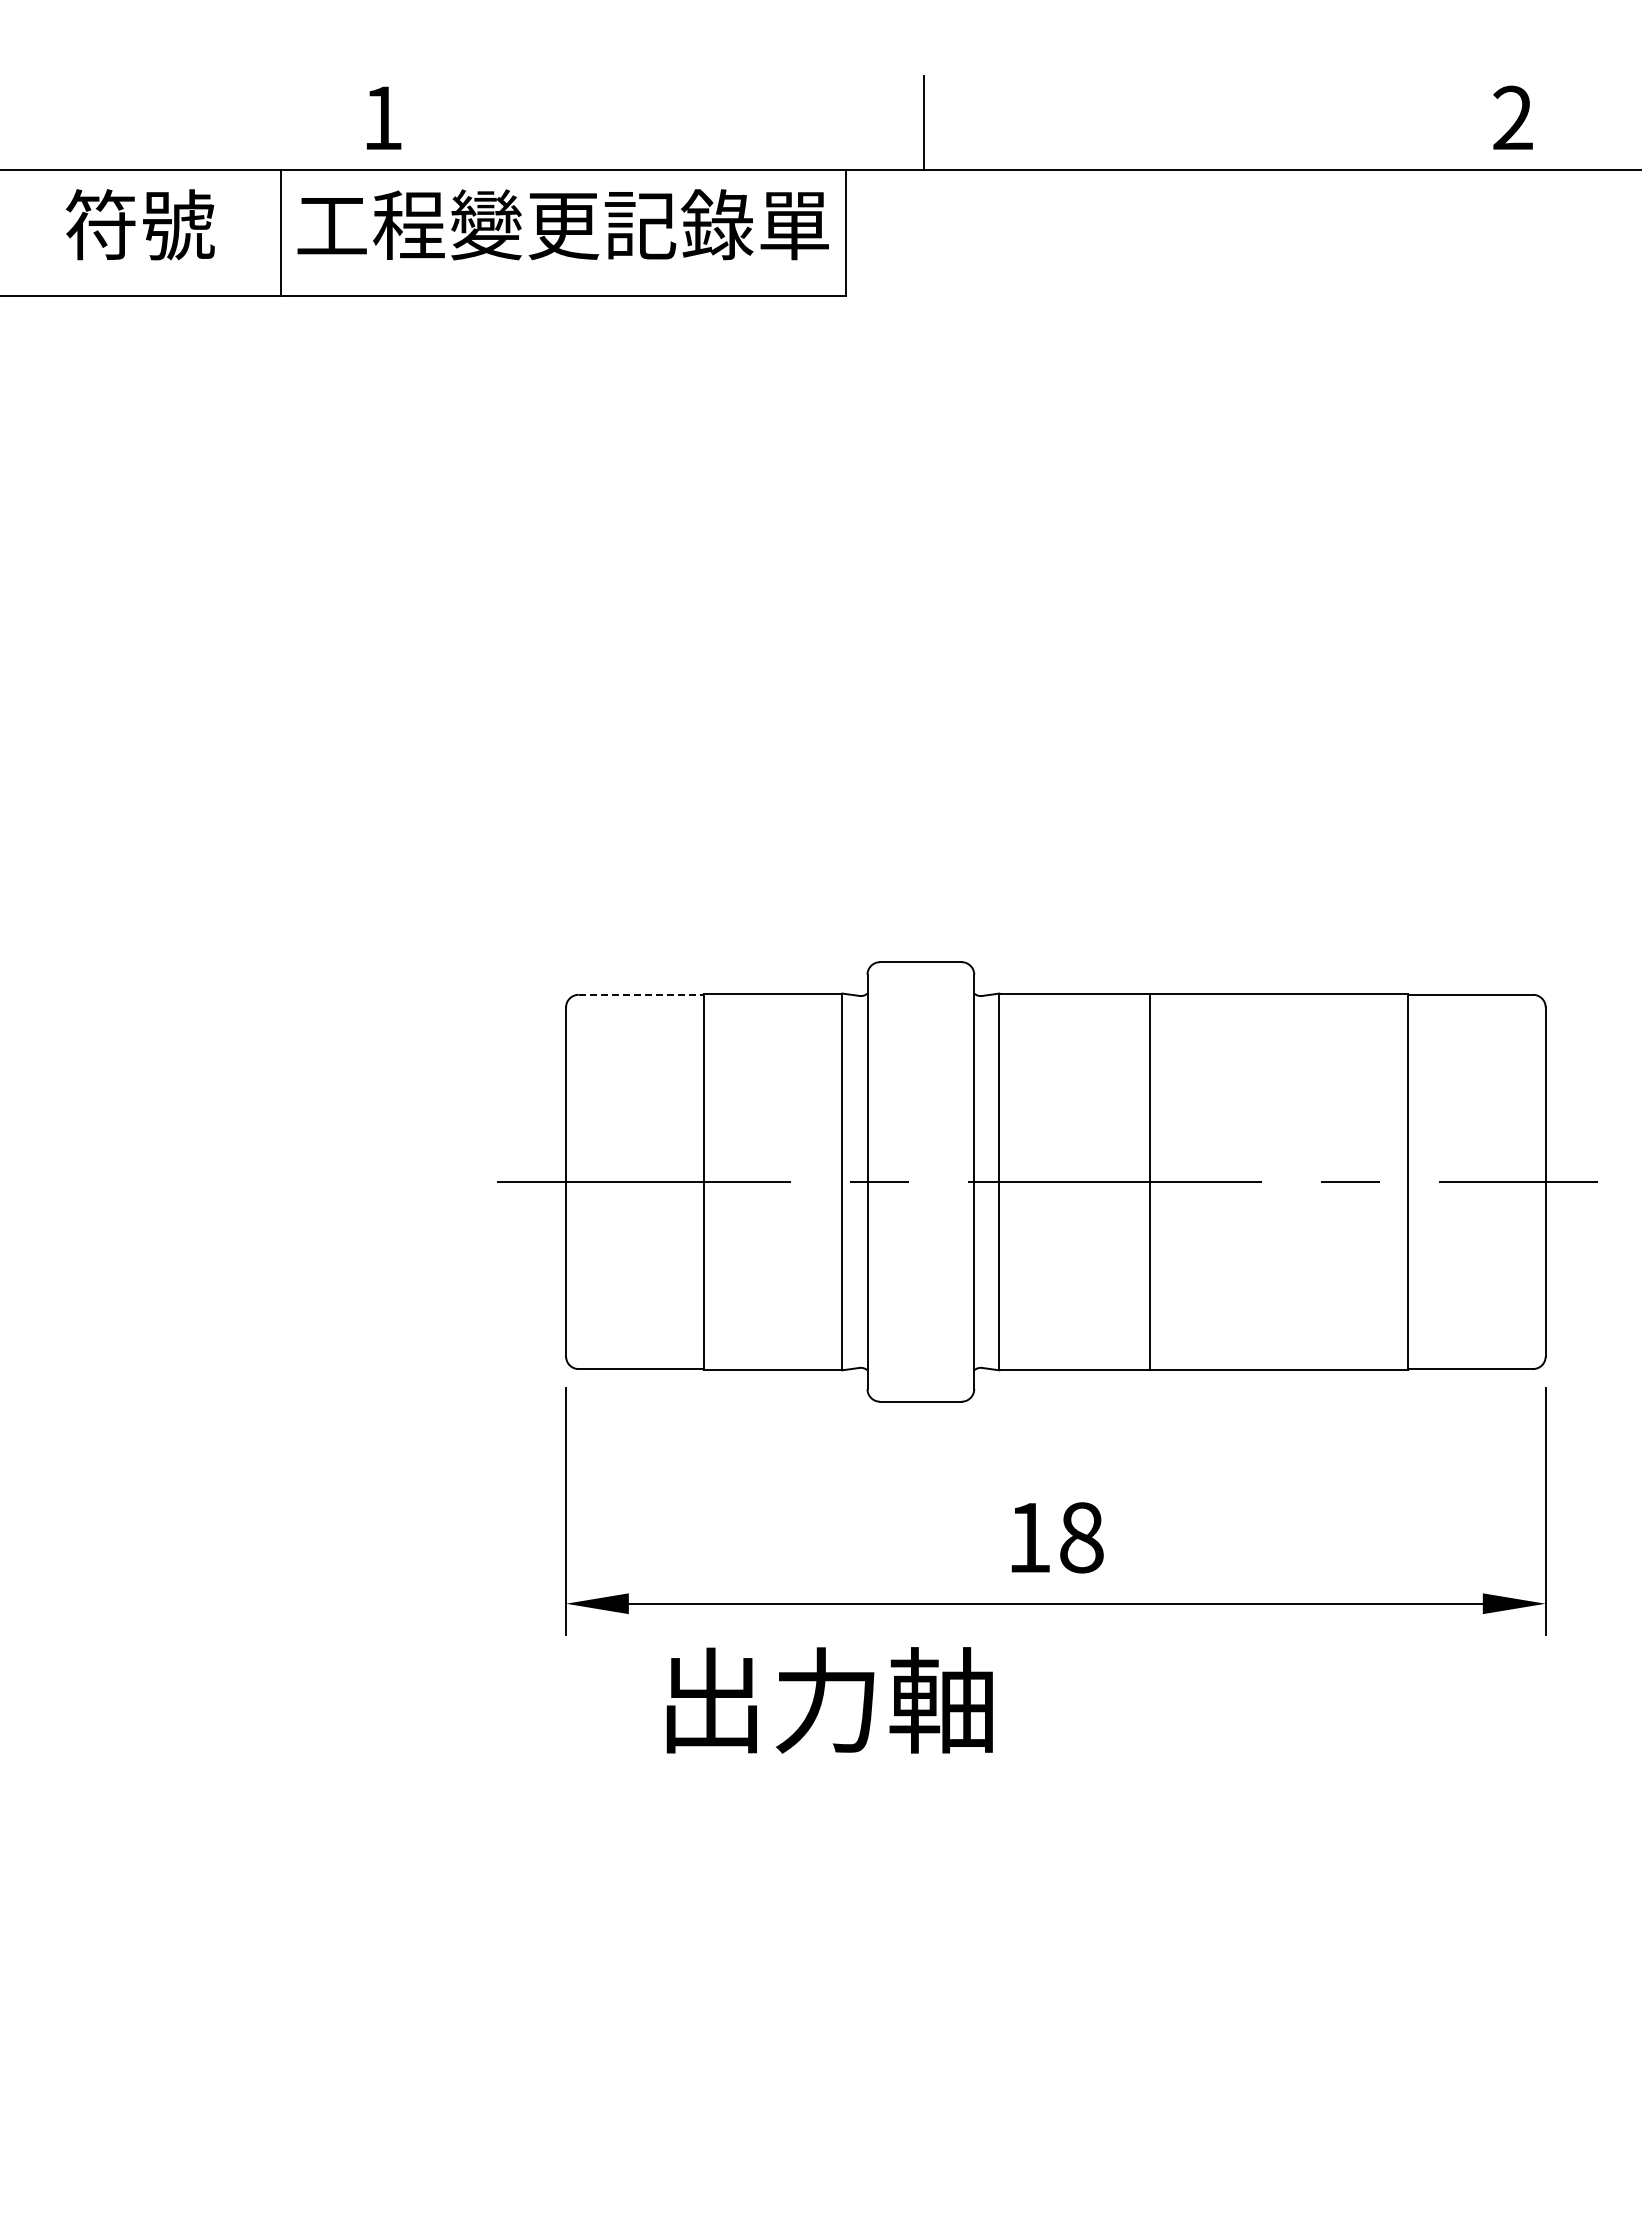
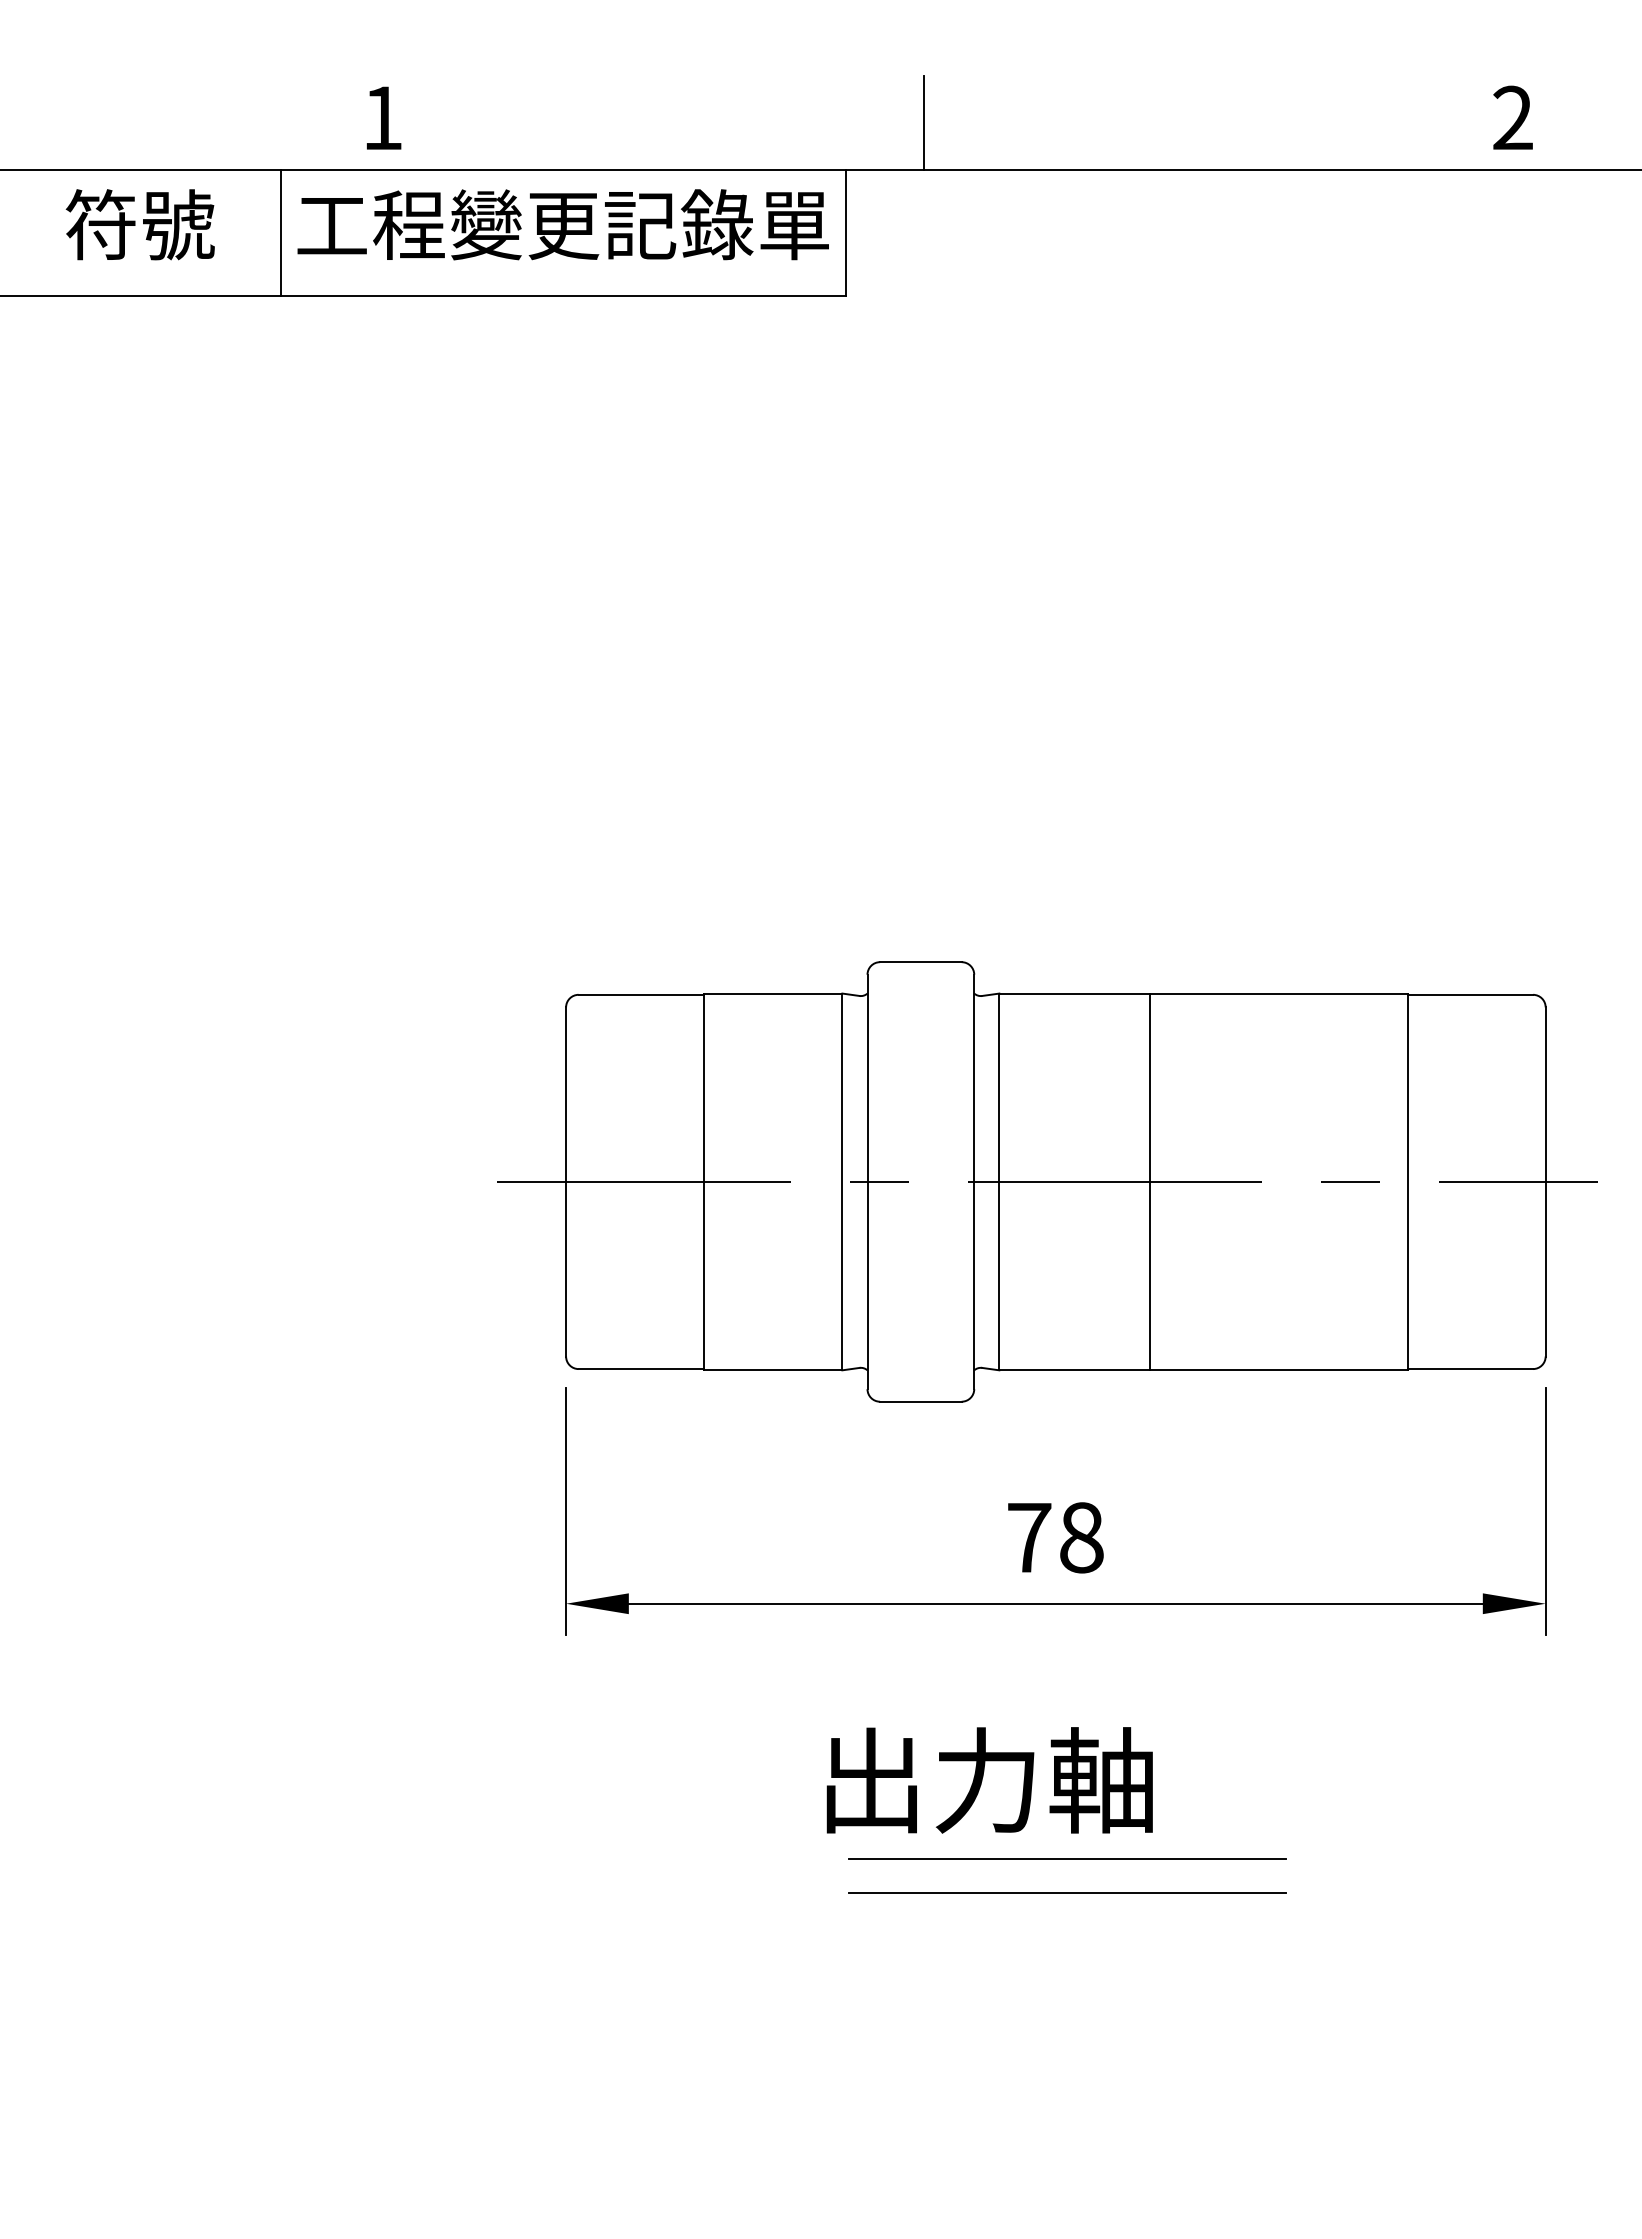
line: dashed -> solid (641, 994)
text: 18 -> 78 (1029, 1537)
text position: (829, 1700) -> (989, 1780) (989, 1780)
line: none -> present (1067, 1858)
line: none -> present (1067, 1892)
